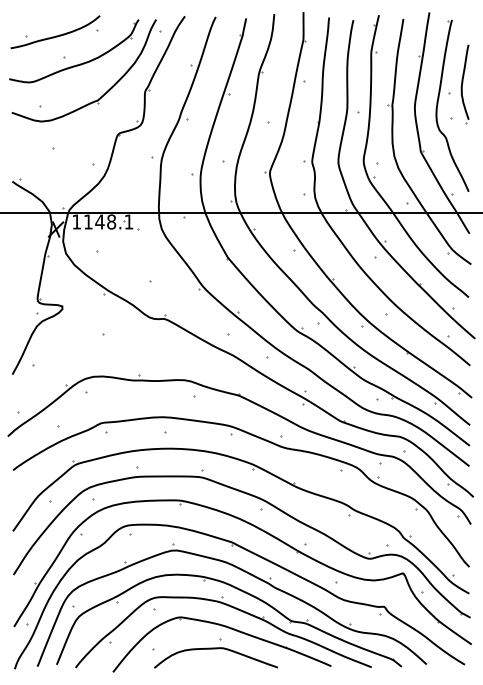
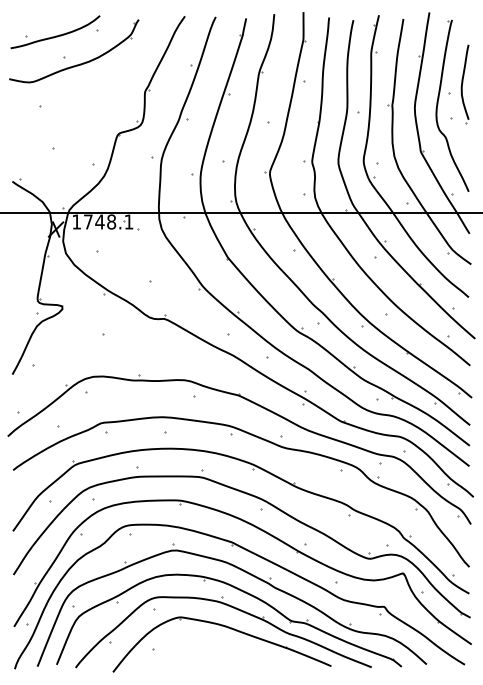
part: present -> none (107, 90)
text: 1148.1 -> 1748.1 (88, 221)
part: present -> none (215, 653)
